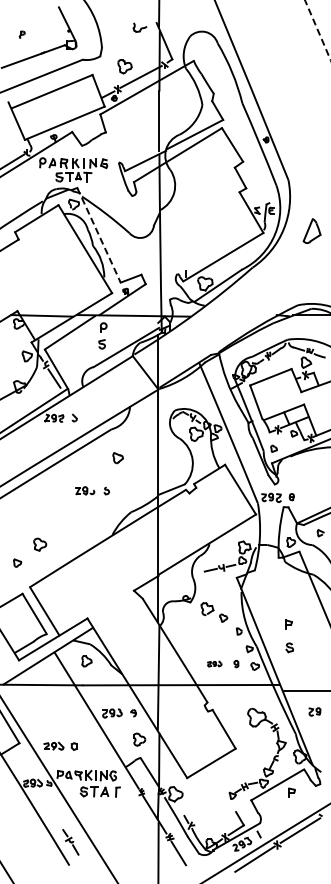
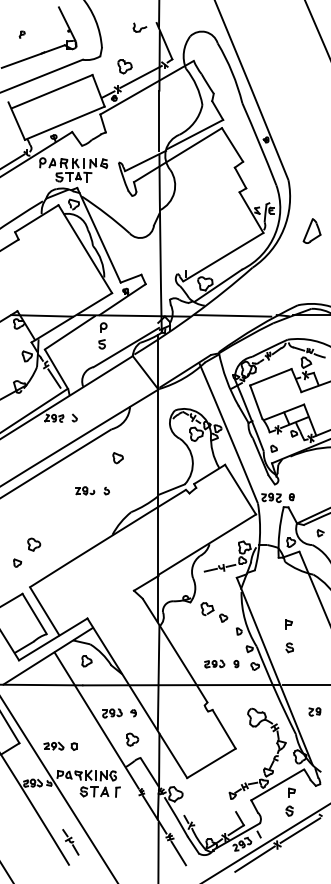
arc: dashed -> solid (317, 30)
line: dashed -> solid (99, 235)
line: none -> present (232, 315)
part position: (40, 544) -> (34, 544) (34, 544)
part size: 16x8 px -> 22x10 px (214, 663)
line position: (304, 691) -> (304, 685) (304, 685)
part position: (139, 739) -> (132, 739) (132, 739)
part: none -> present (289, 810)
